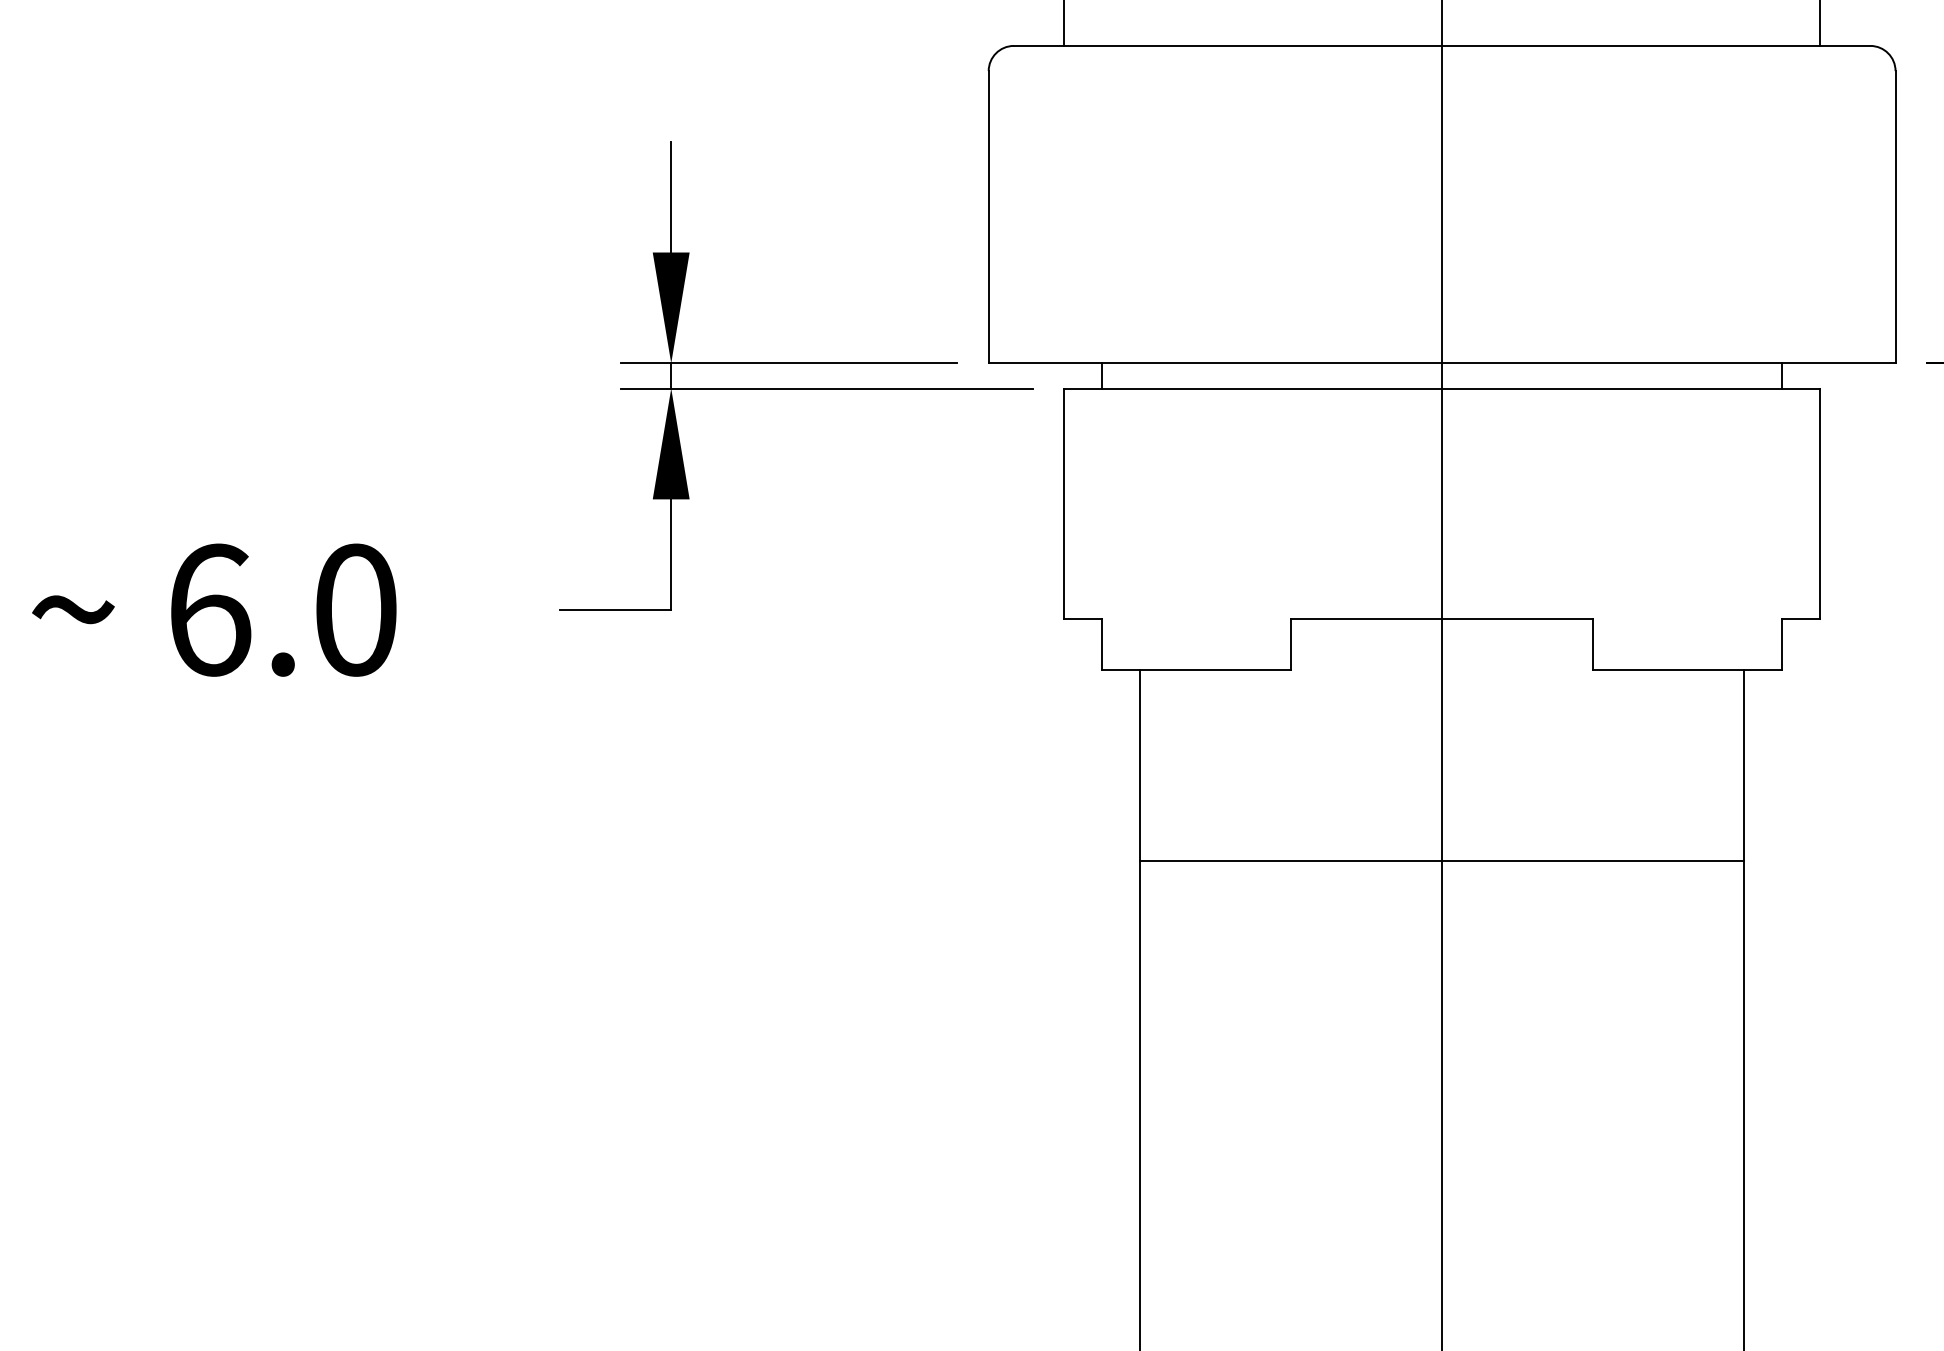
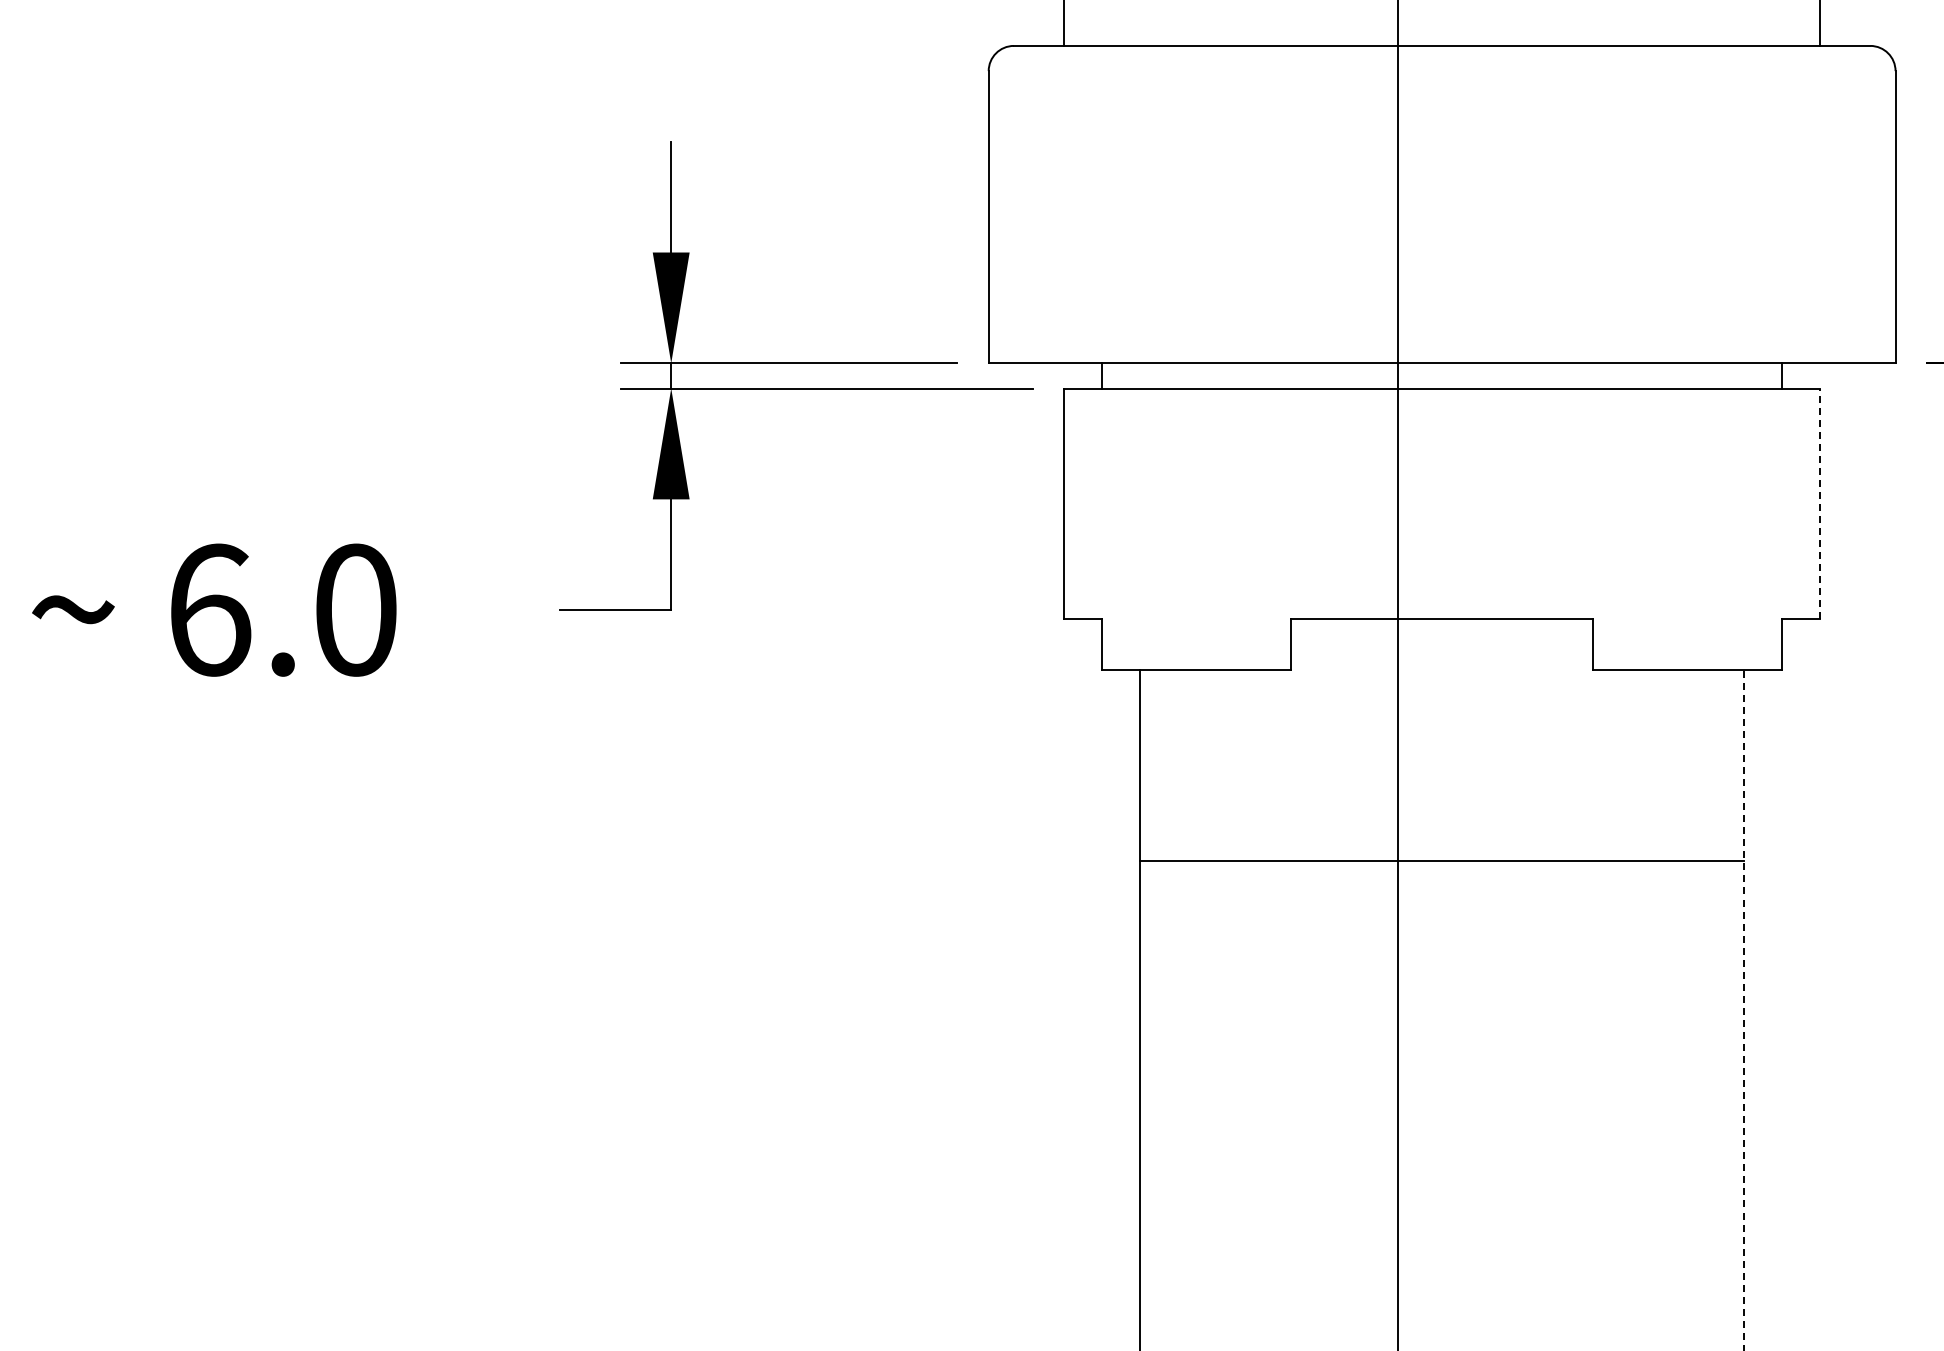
line: solid -> dashed (1819, 503)
line position: (1442, 674) -> (1398, 674) (1398, 674)
line: solid -> dashed (1744, 1009)
